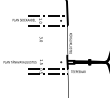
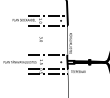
line: none -> present (47, 54)
